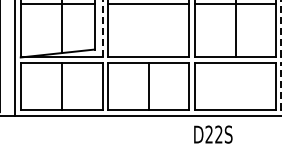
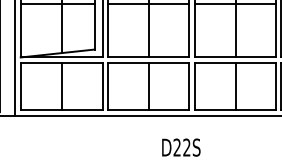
line: dashed -> solid (102, 28)
line: dashed -> solid (281, 28)
line: none -> present (149, 29)
line: none -> present (235, 86)
line: dashed -> solid (281, 86)
text position: (213, 134) -> (181, 147) (181, 147)
